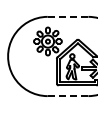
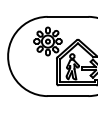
line: dashed -> solid (68, 16)
line: dashed -> solid (67, 96)
